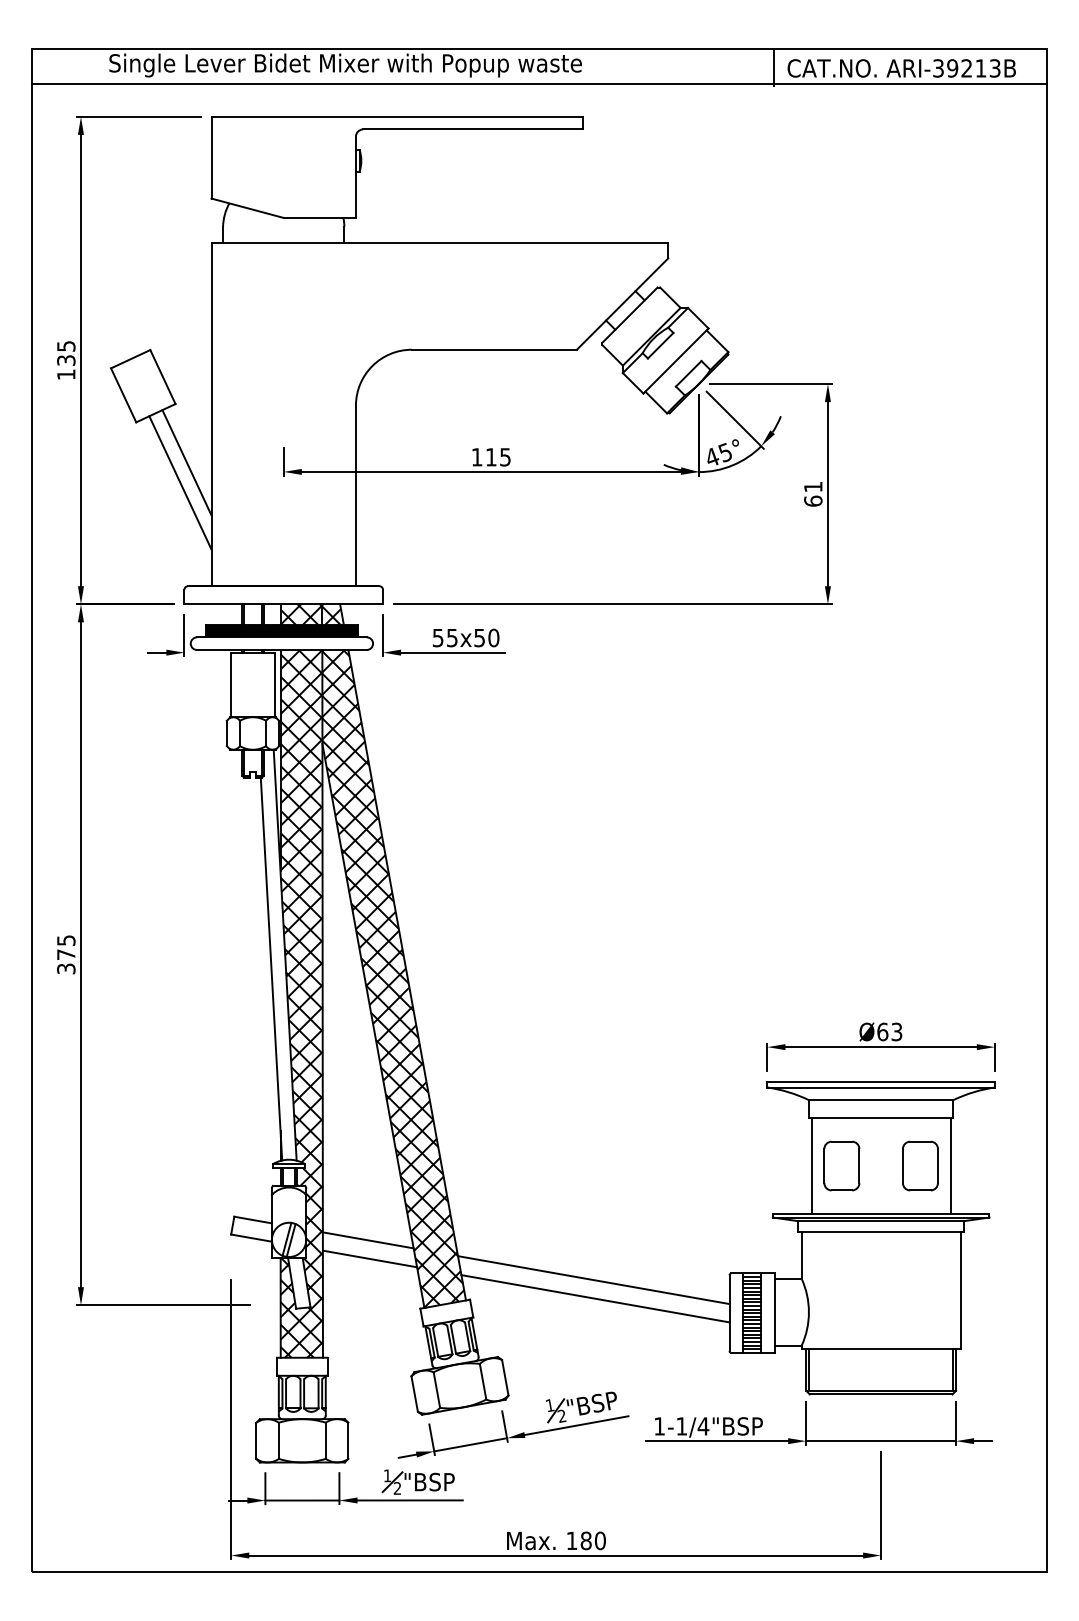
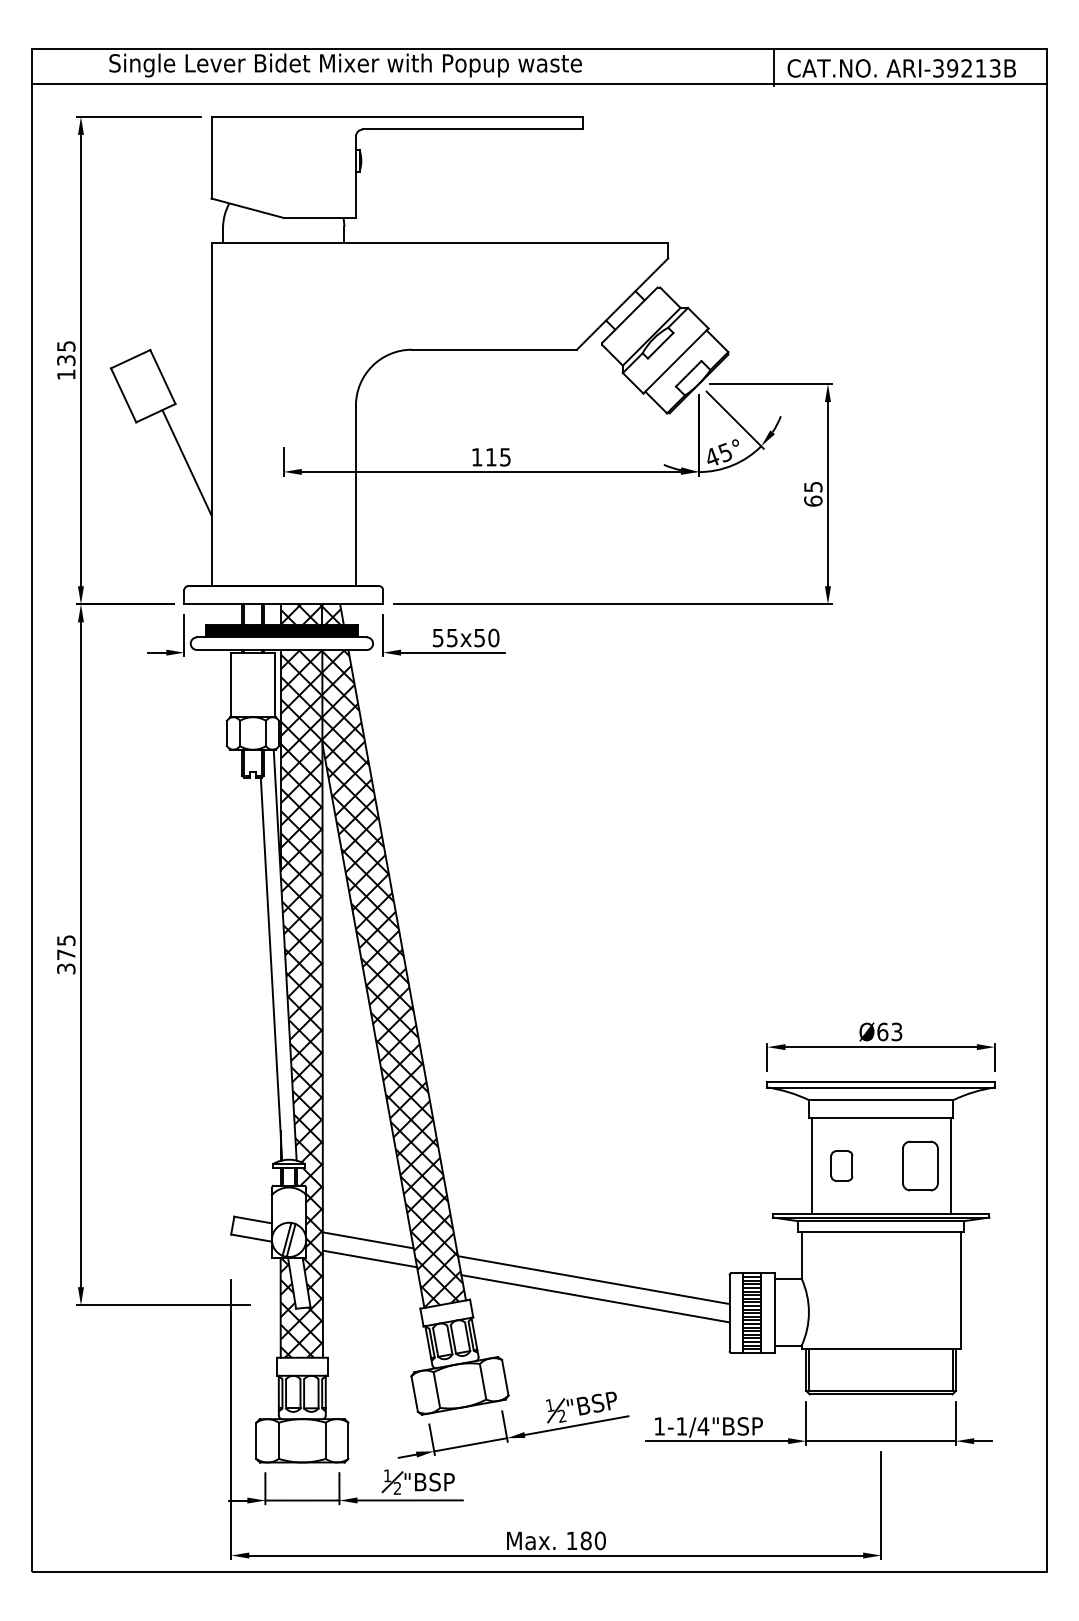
line: present -> none (180, 482)
text: 61 -> 65 (813, 487)
part size: 38x52 px -> 24x32 px (841, 1165)
